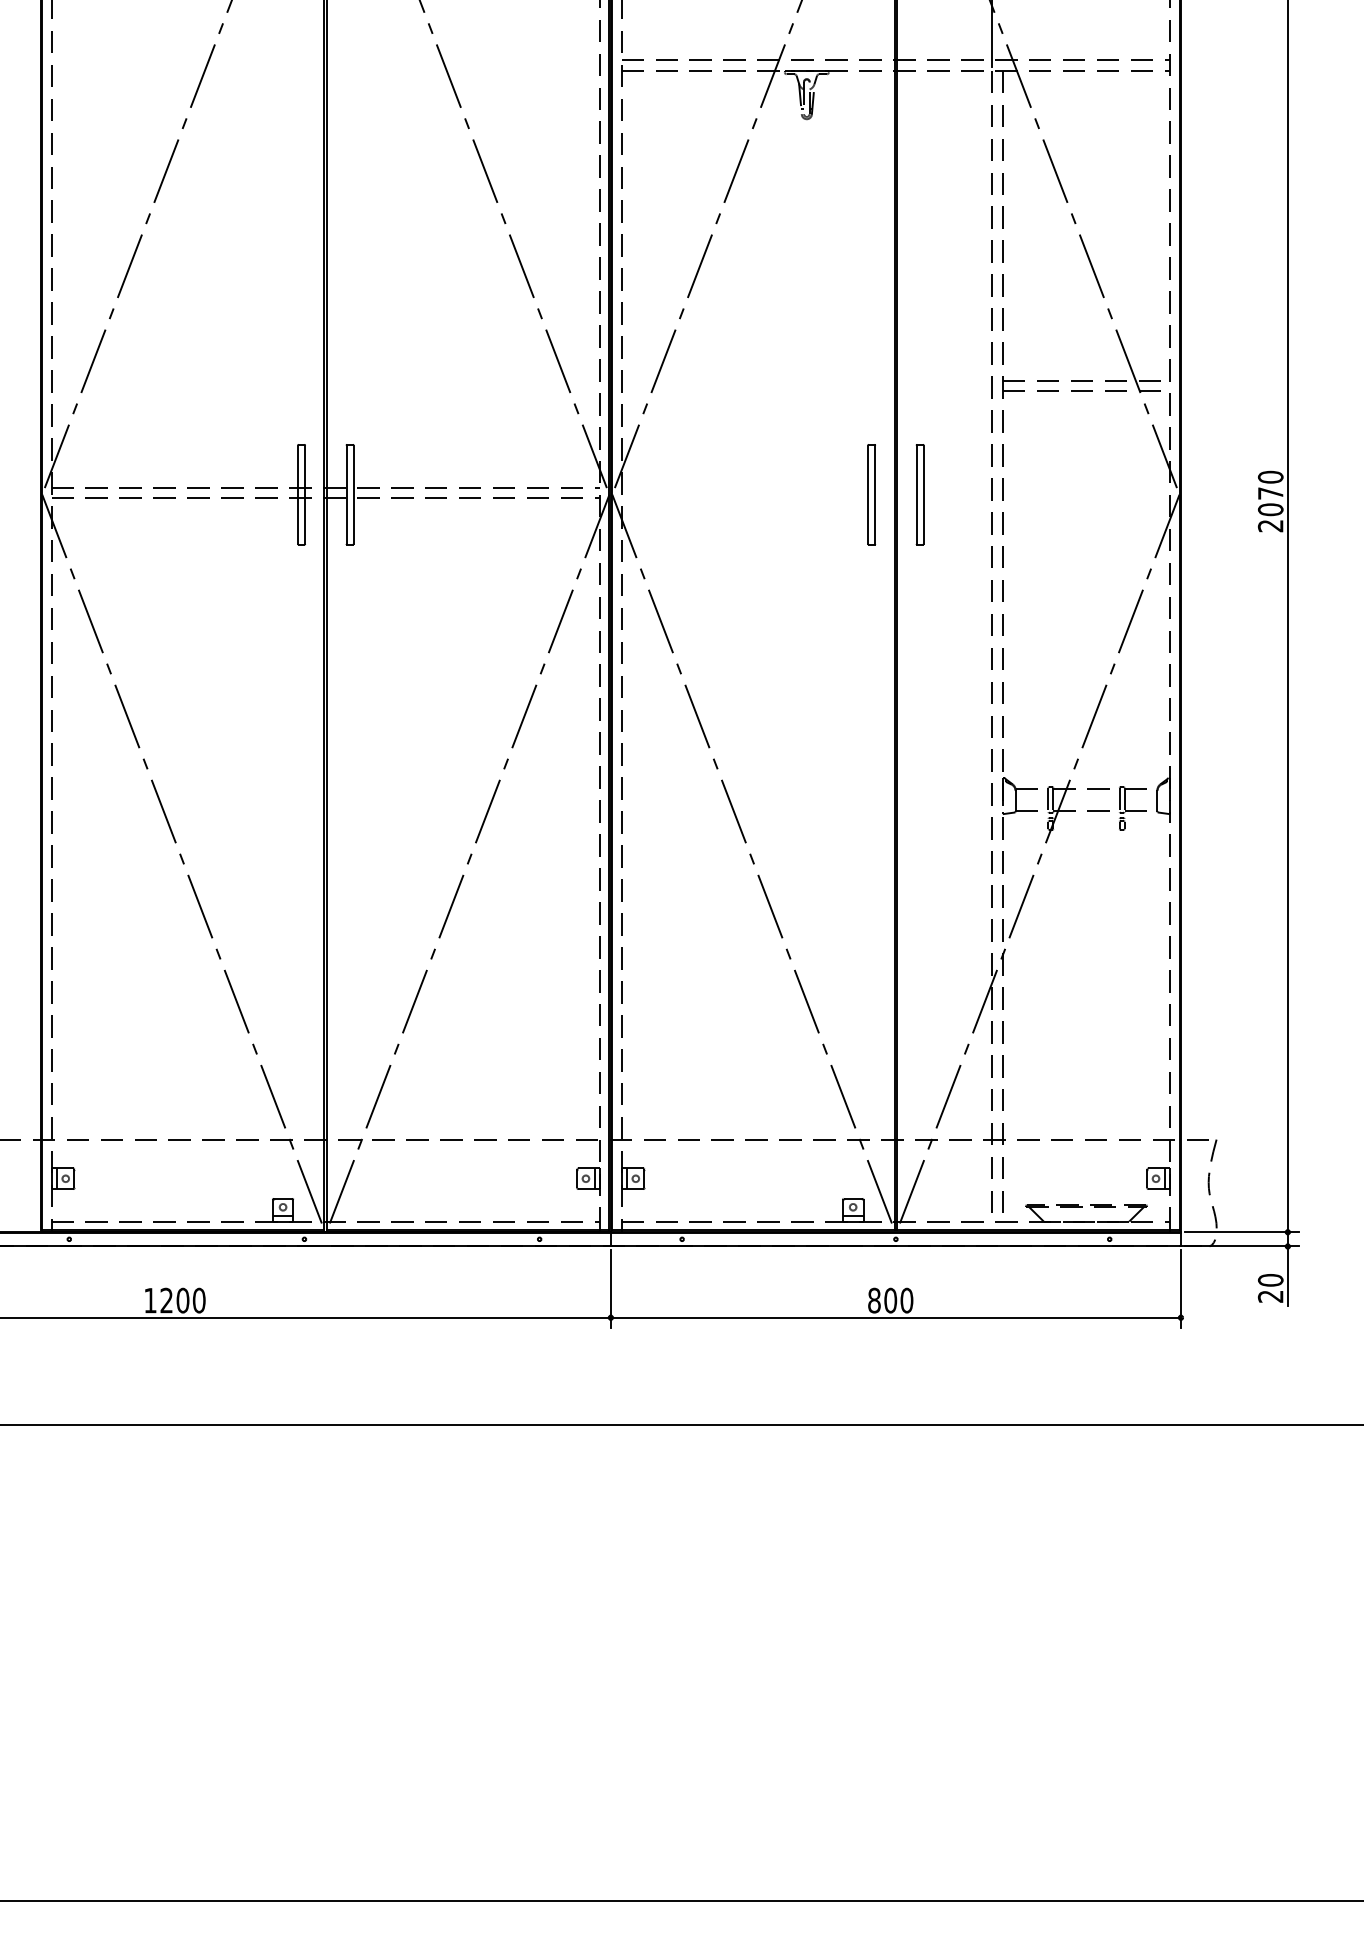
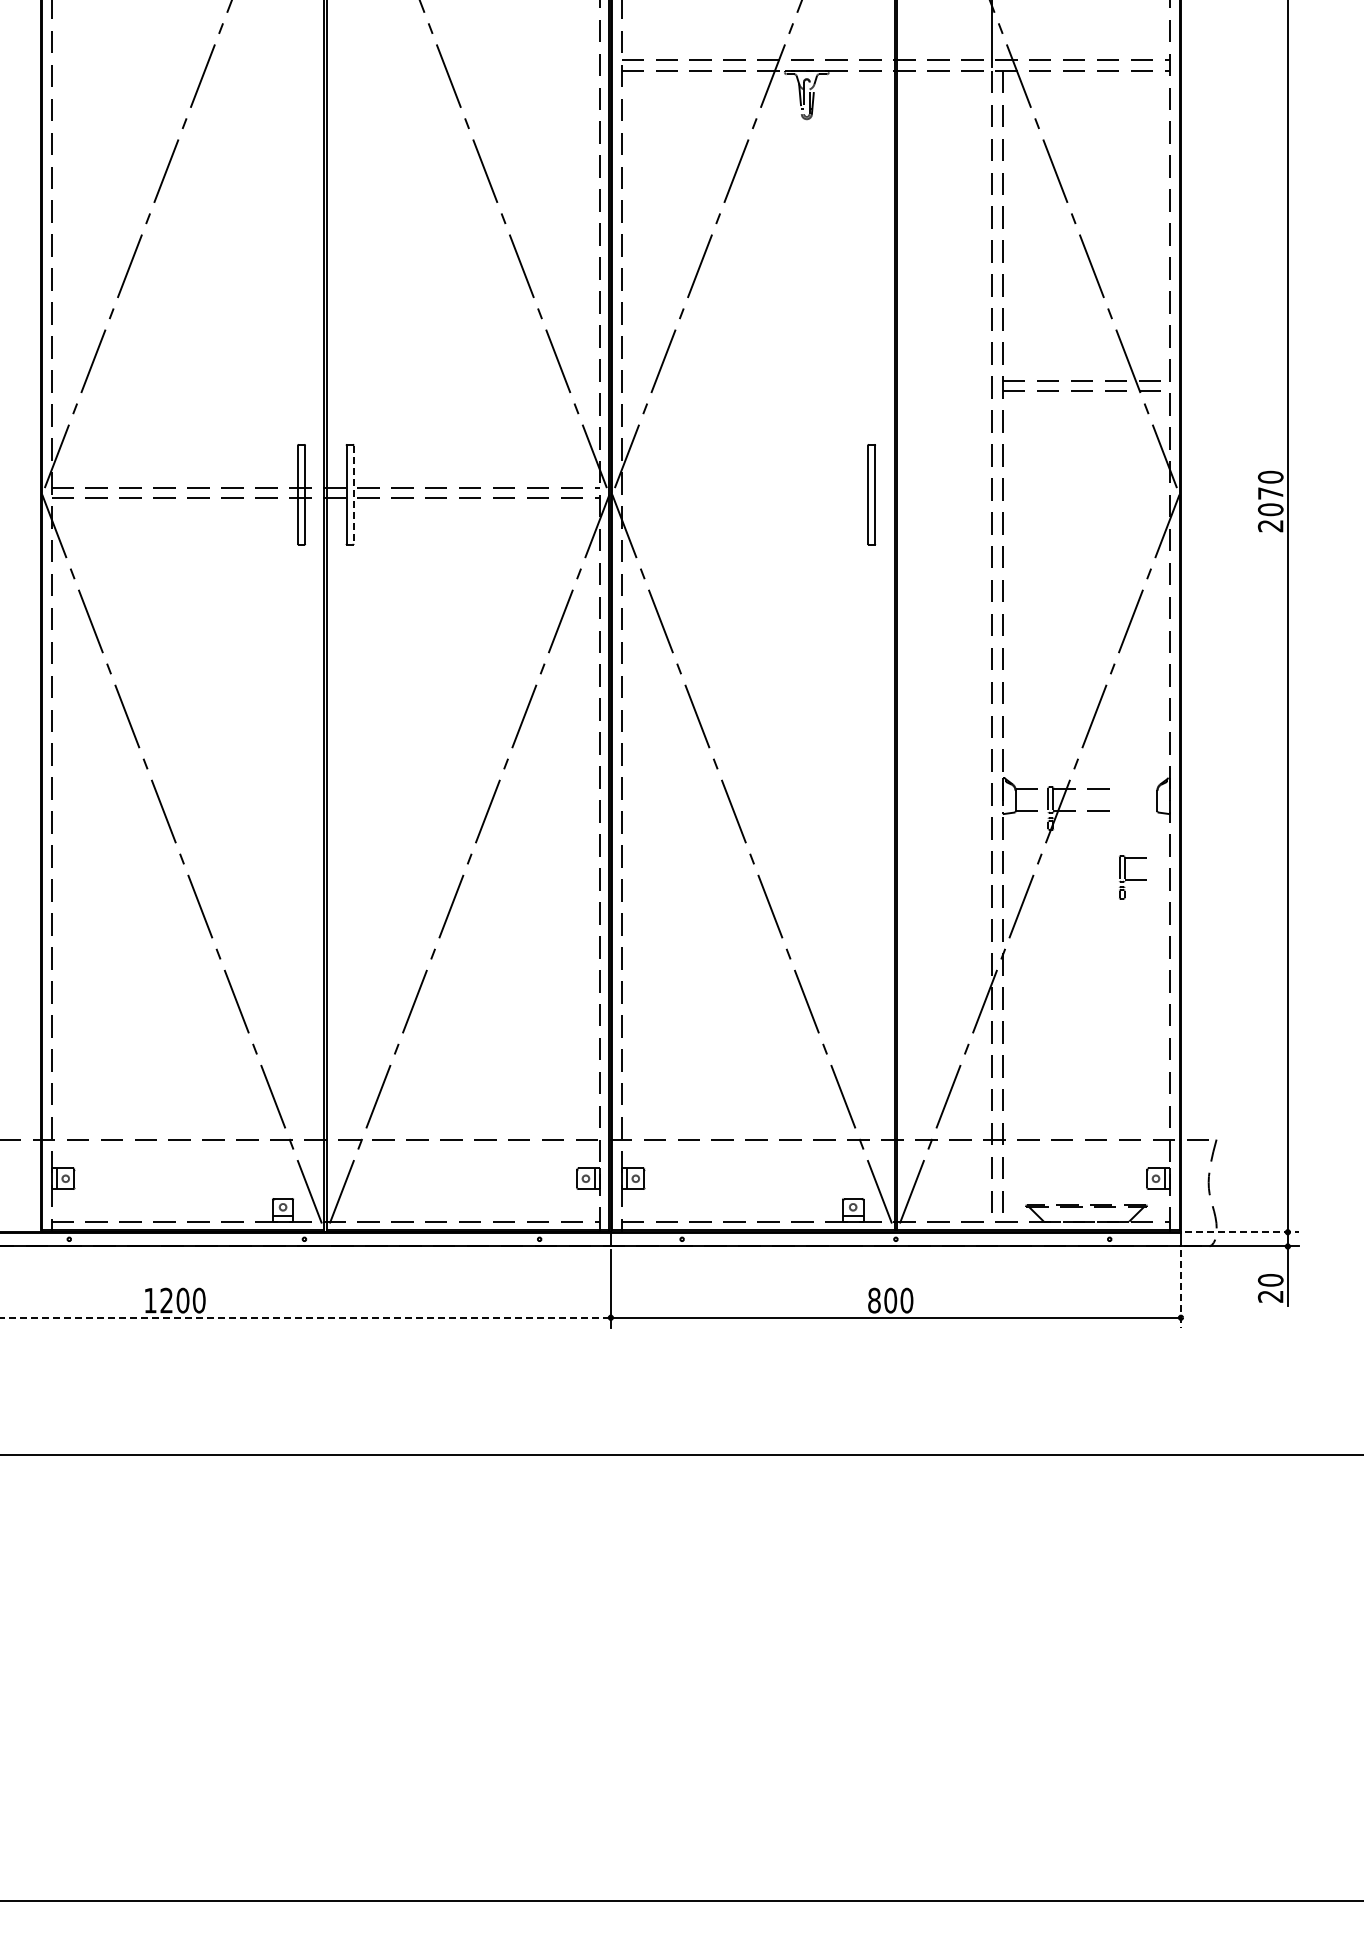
part: present -> none (919, 494)
line: solid -> dashed (353, 495)
part position: (1132, 808) -> (1132, 877) (1132, 877)
line: solid -> dashed (1242, 1232)
line: solid -> dashed (1180, 1289)
line: solid -> dashed (306, 1317)
line position: (681, 1424) -> (681, 1454) (681, 1454)
